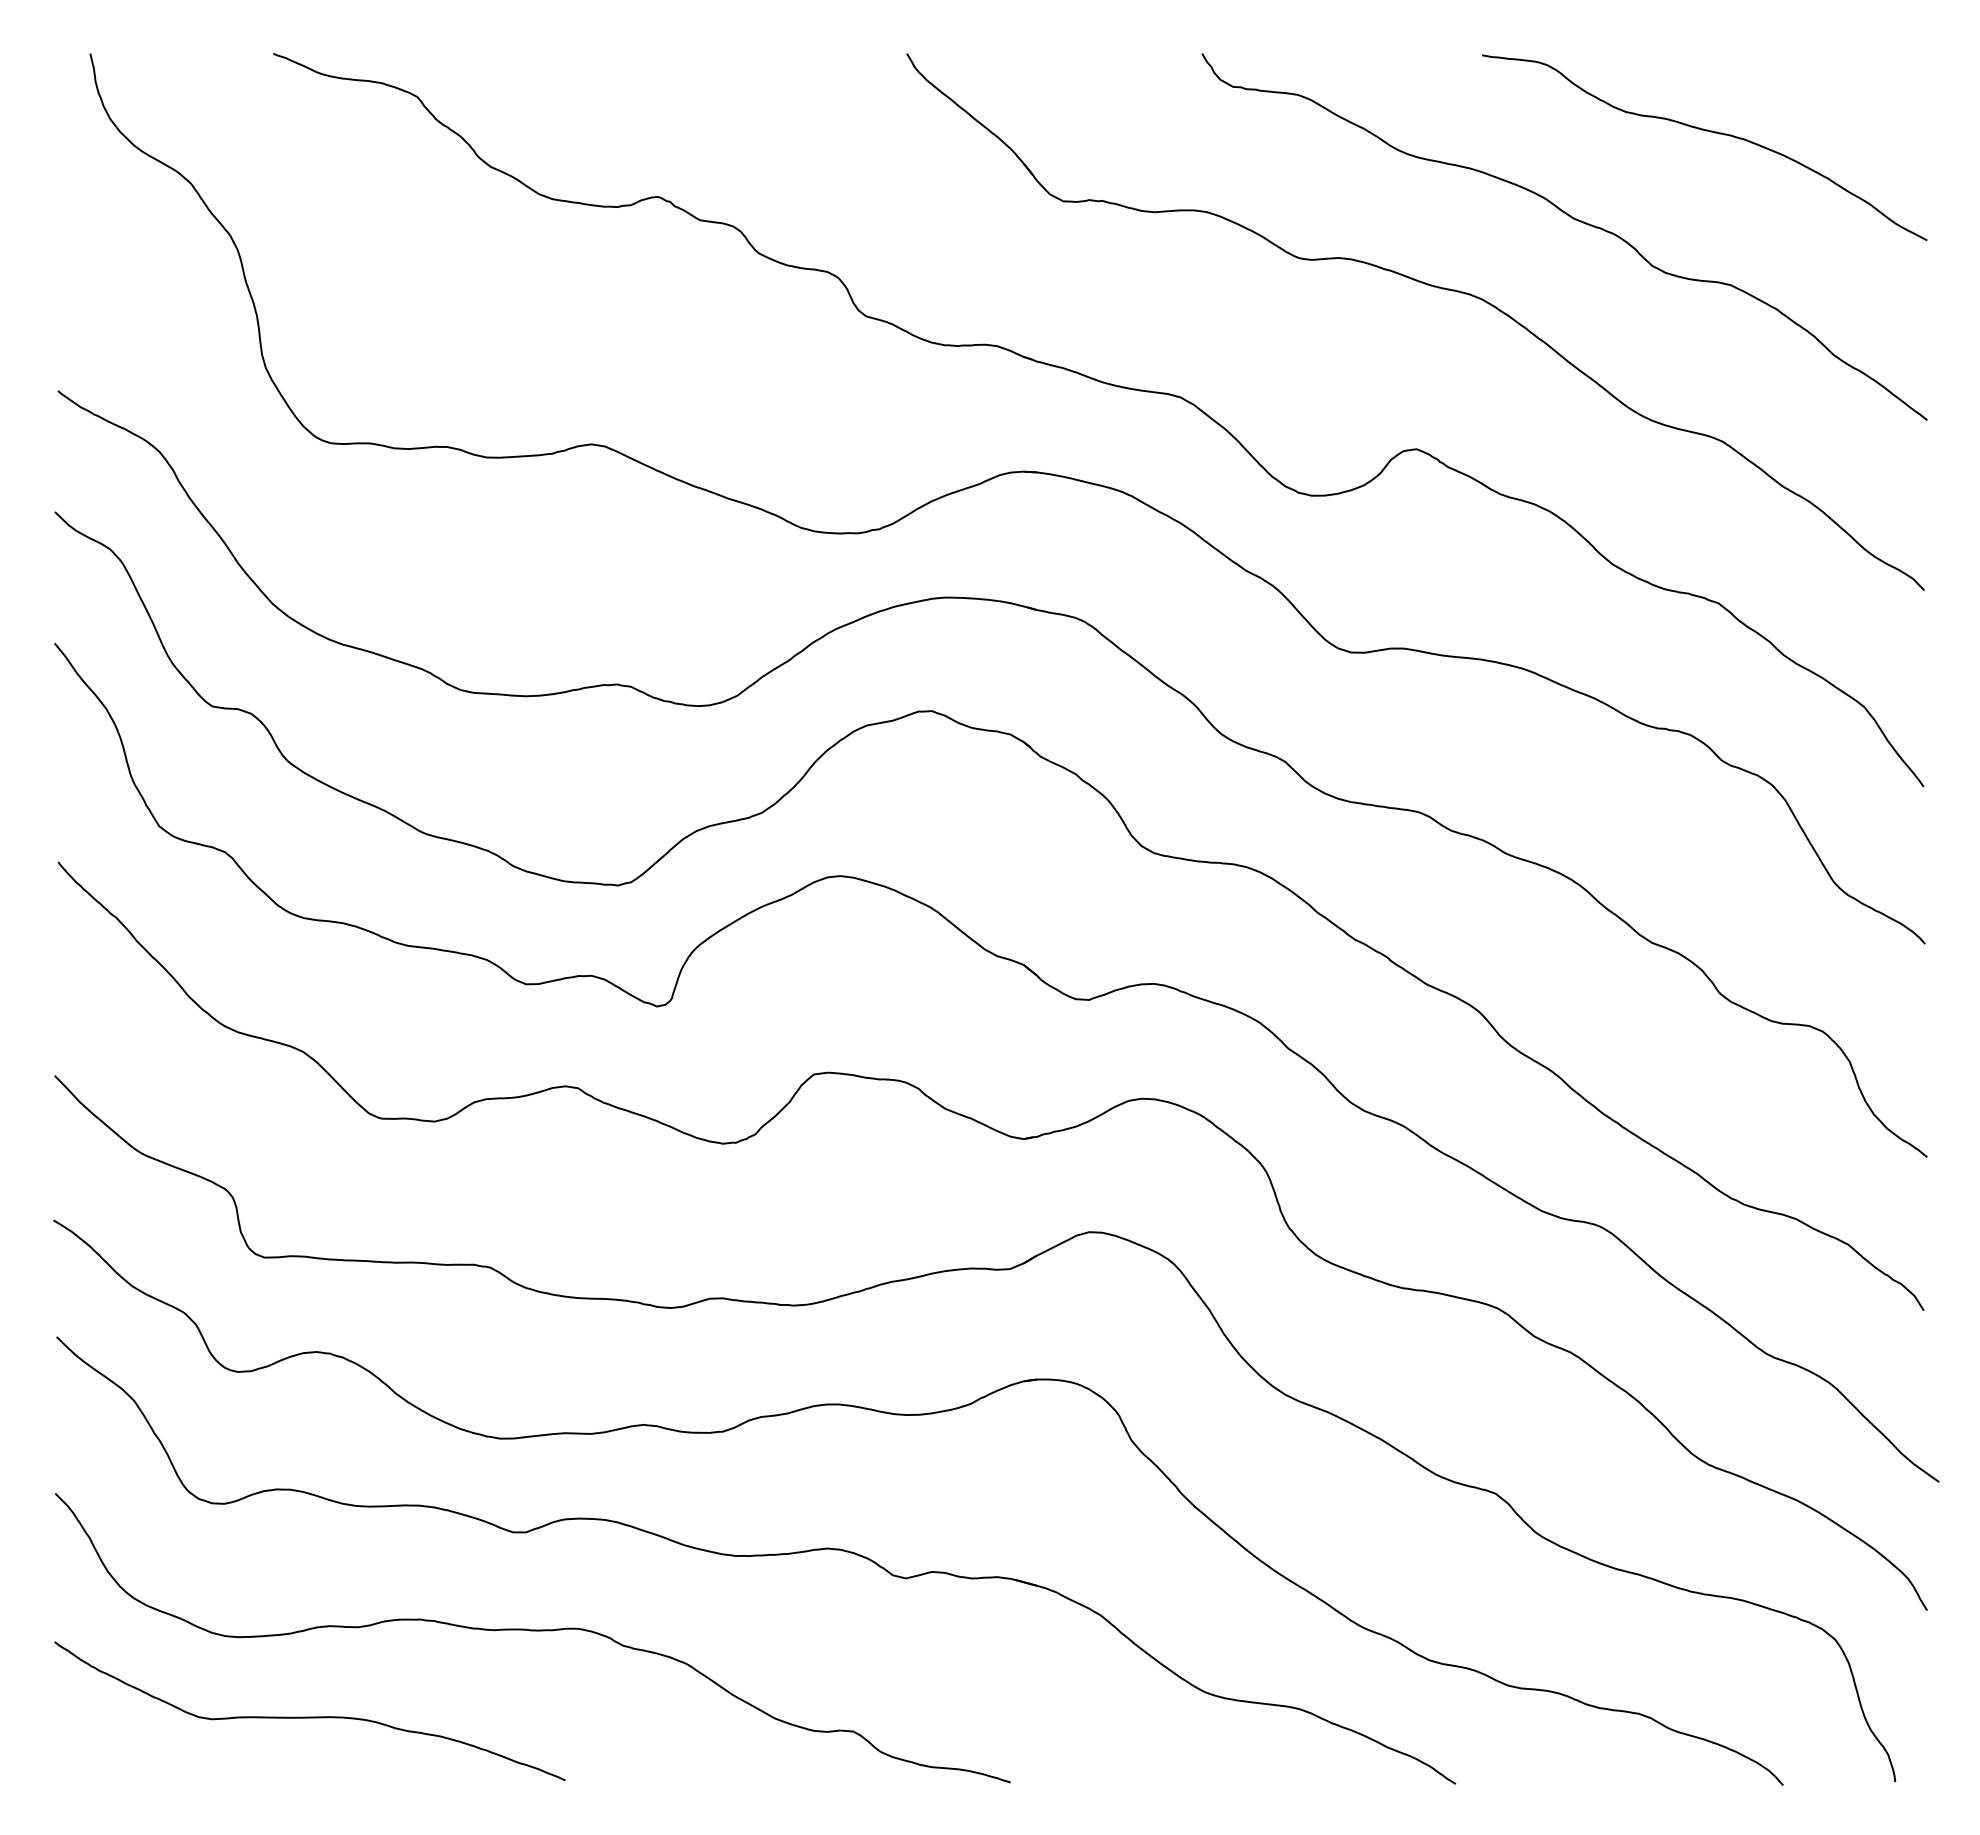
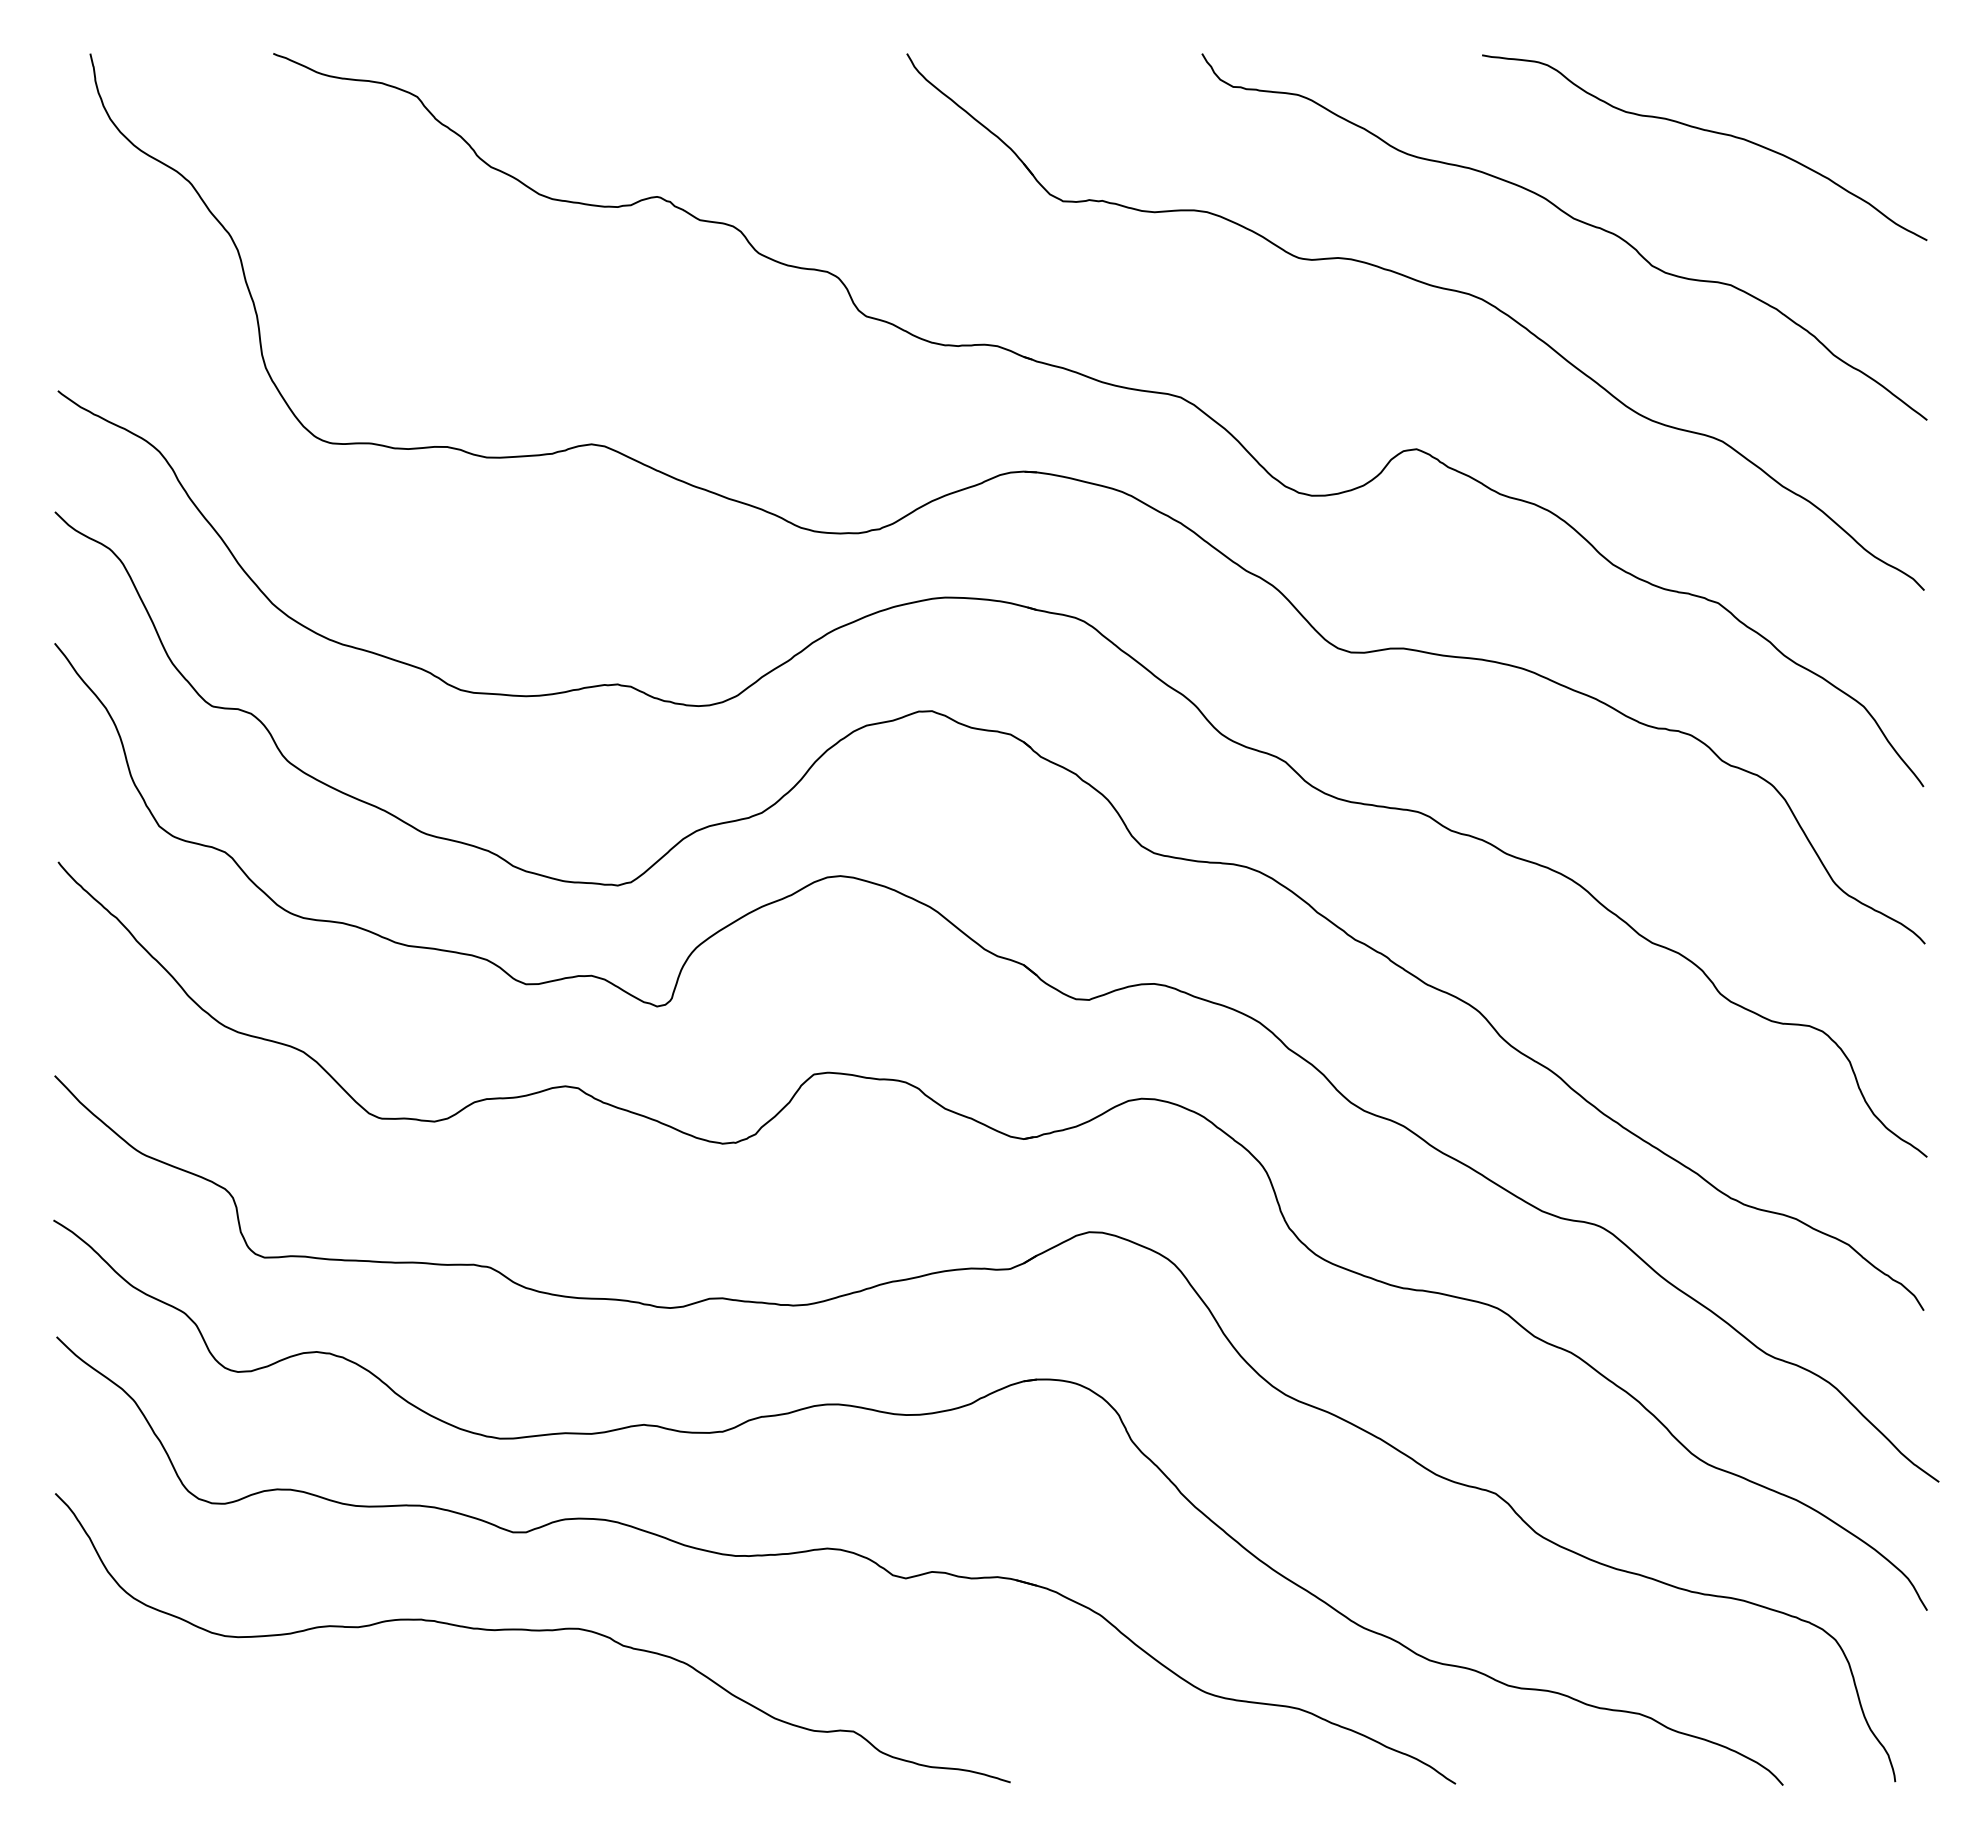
curve: present -> none (309, 1716)
